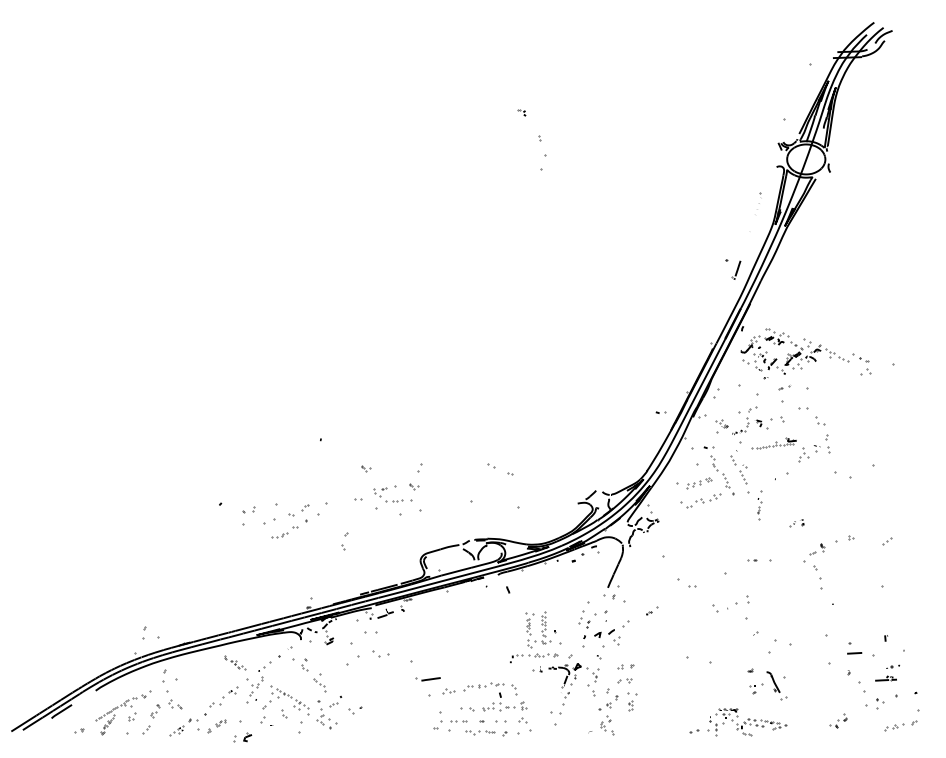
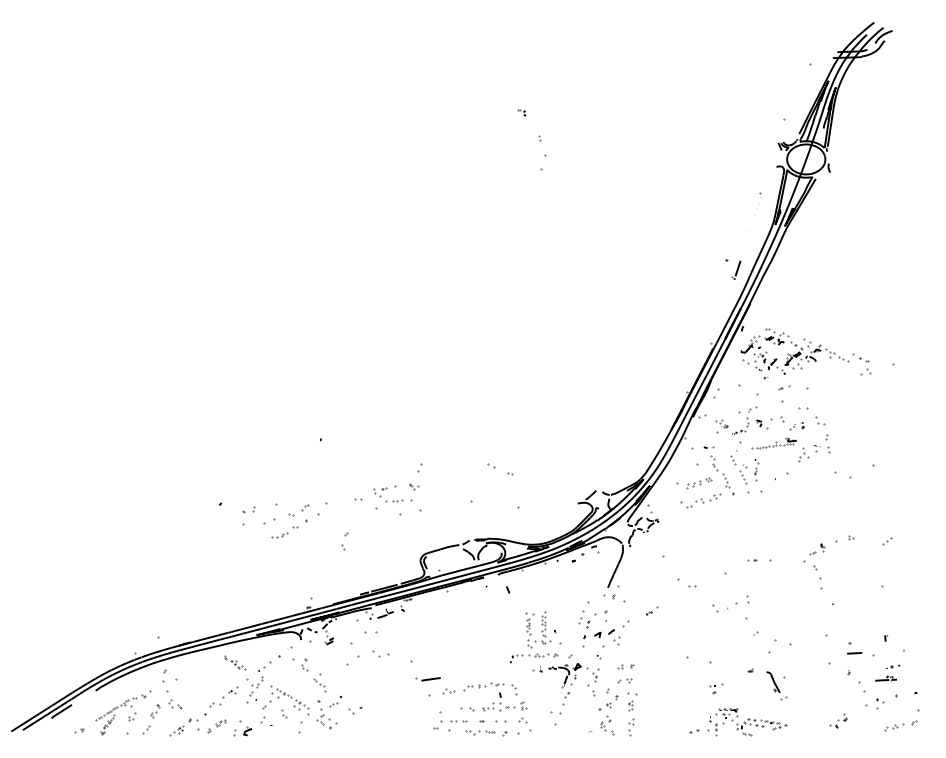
part: present -> none (660, 412)
part: present -> none (366, 468)
part position: (759, 509) -> (756, 470) (756, 470)
part position: (796, 523) -> (796, 426) (796, 426)
part: present -> none (144, 632)
part position: (756, 688) -> (716, 688) (716, 688)
part: none -> present (631, 727)
part position: (242, 737) -> (242, 731) (242, 731)
